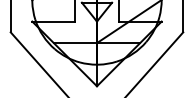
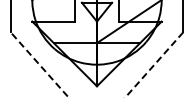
line: solid -> dashed (39, 64)
line: solid -> dashed (154, 65)
